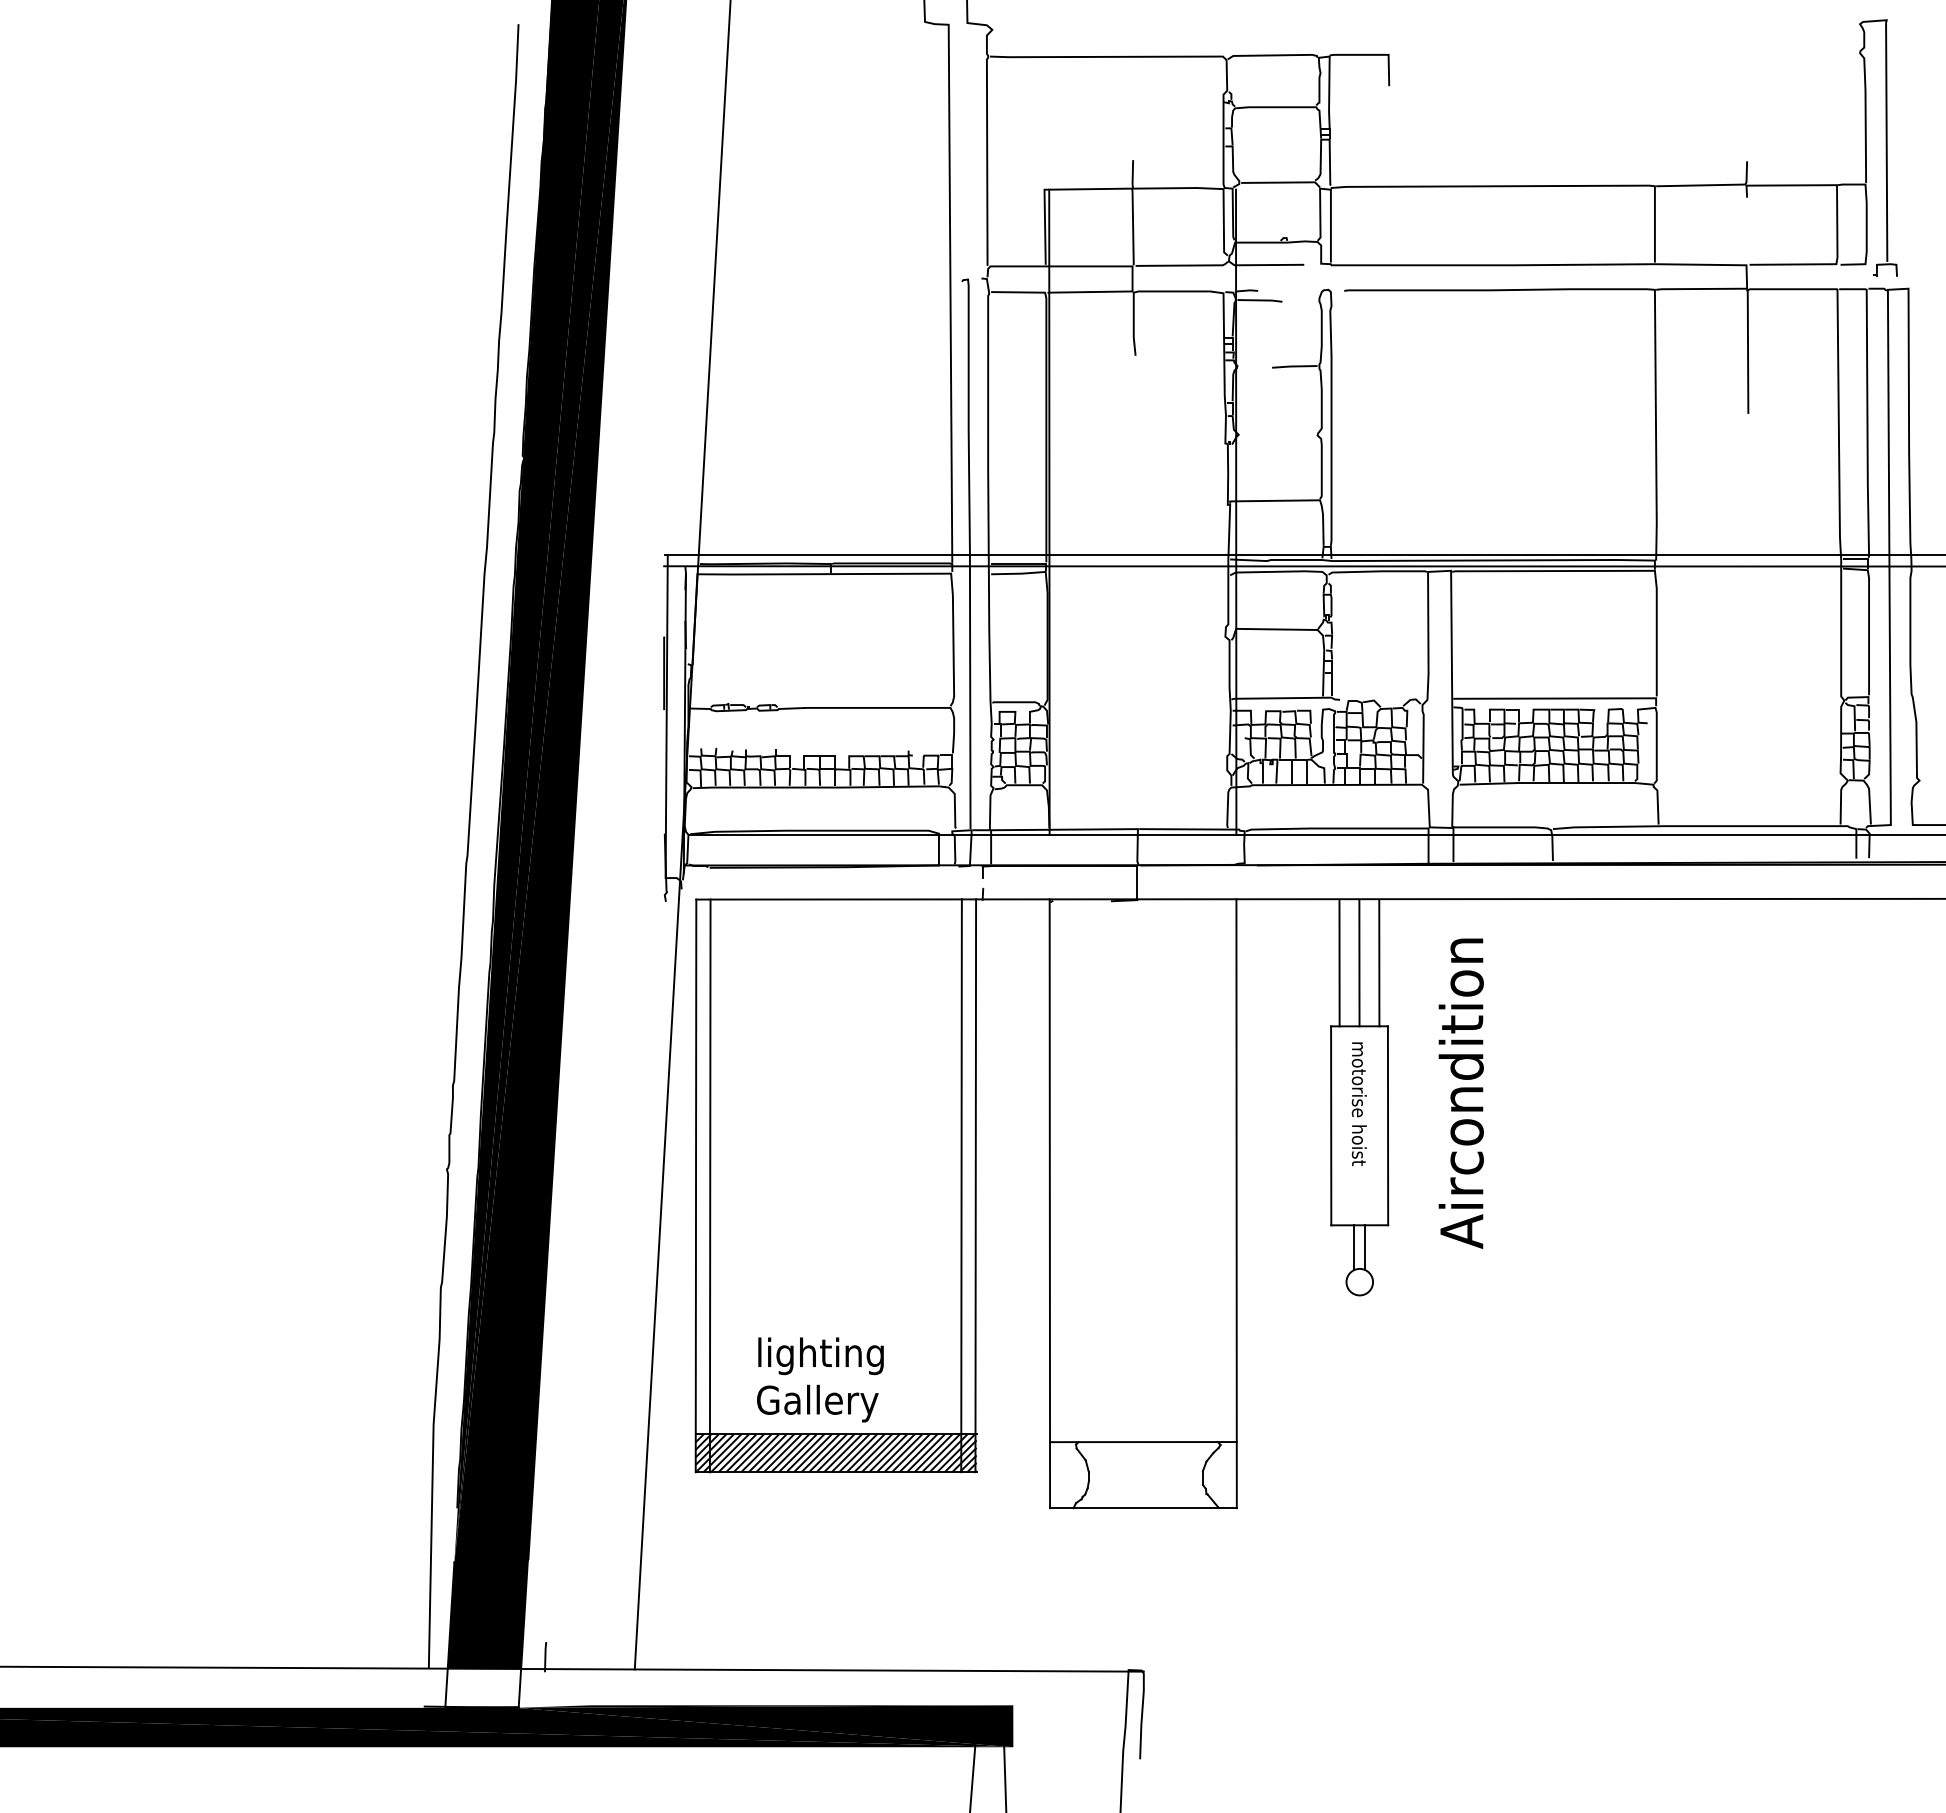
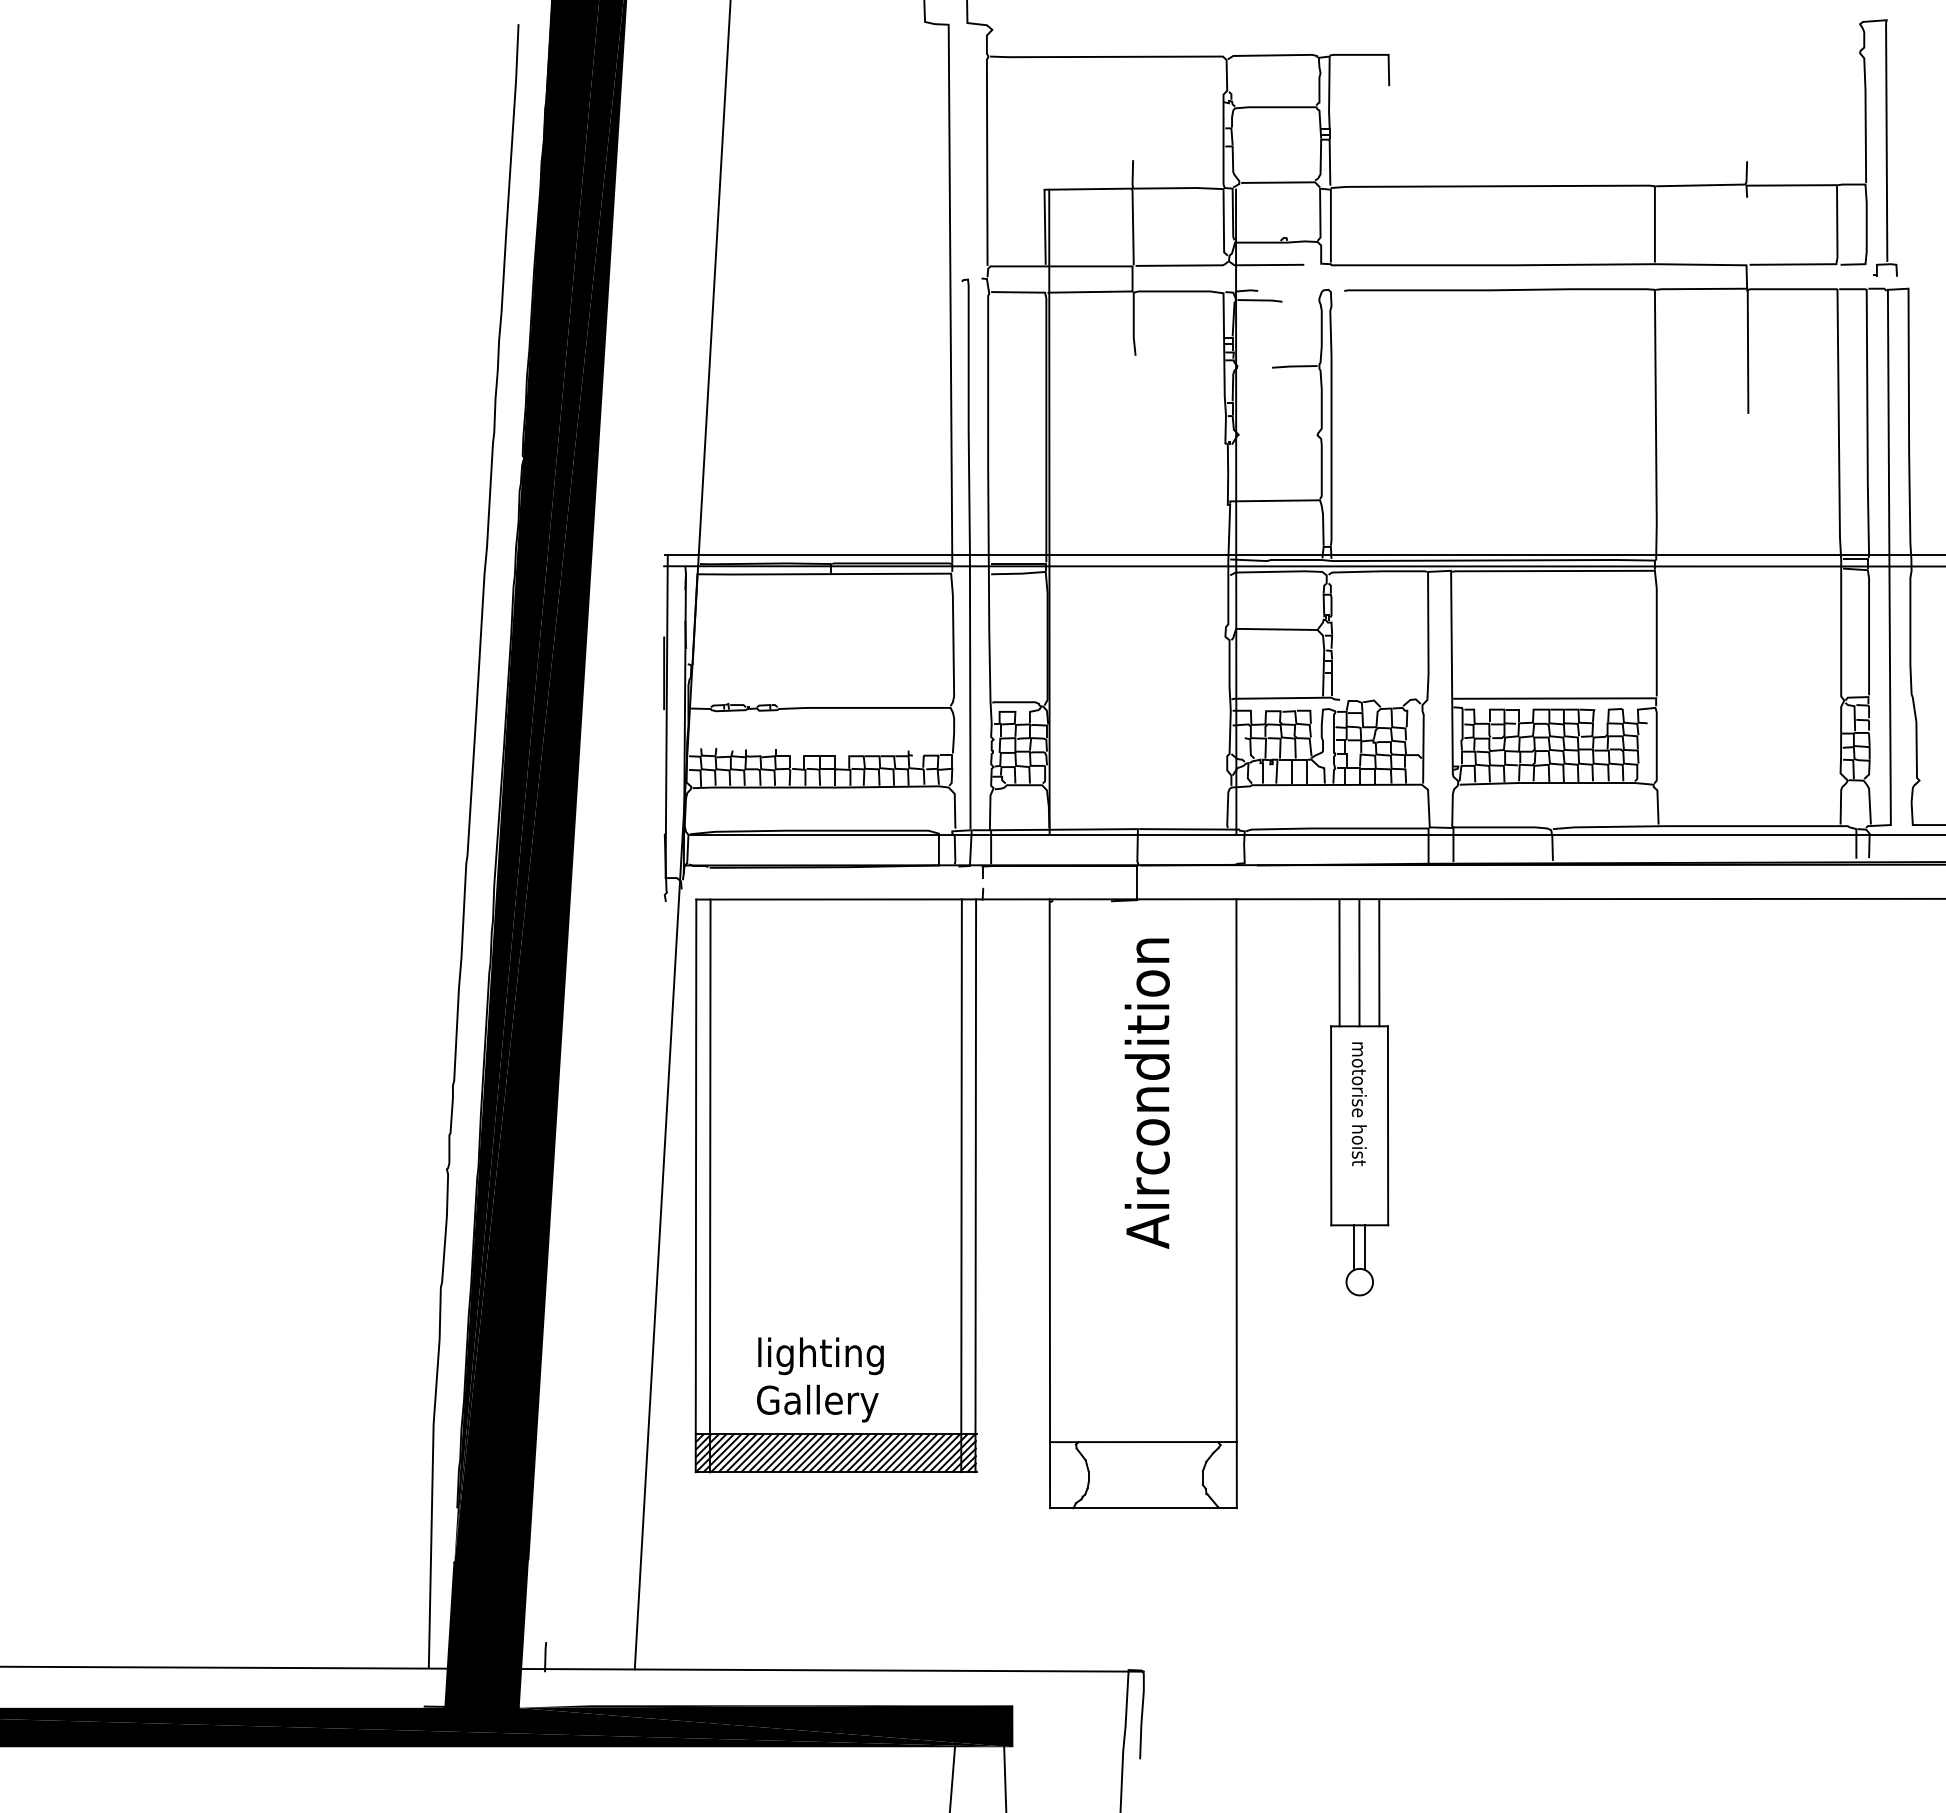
text position: (1460, 1093) -> (1146, 1093) (1146, 1093)
fill: none -> present (483, 1687)
line position: (972, 1776) -> (952, 1775) (952, 1775)
